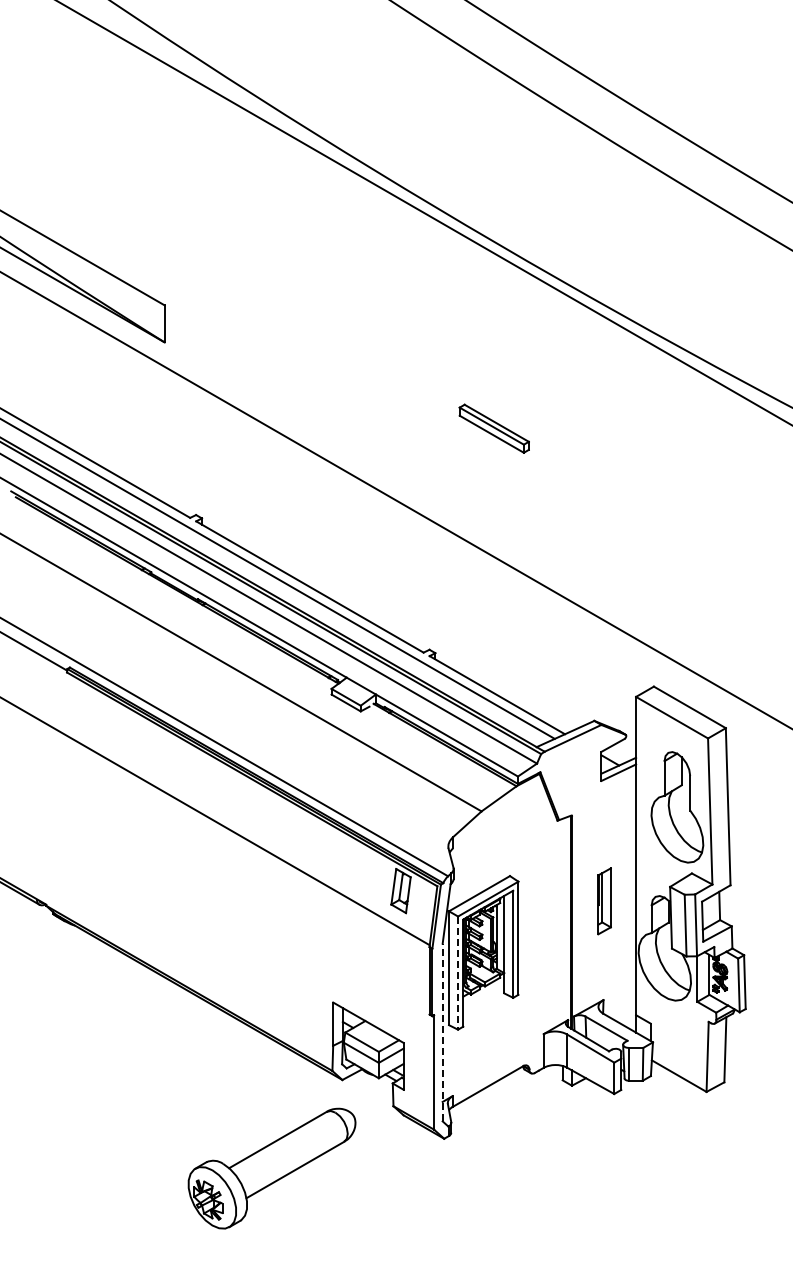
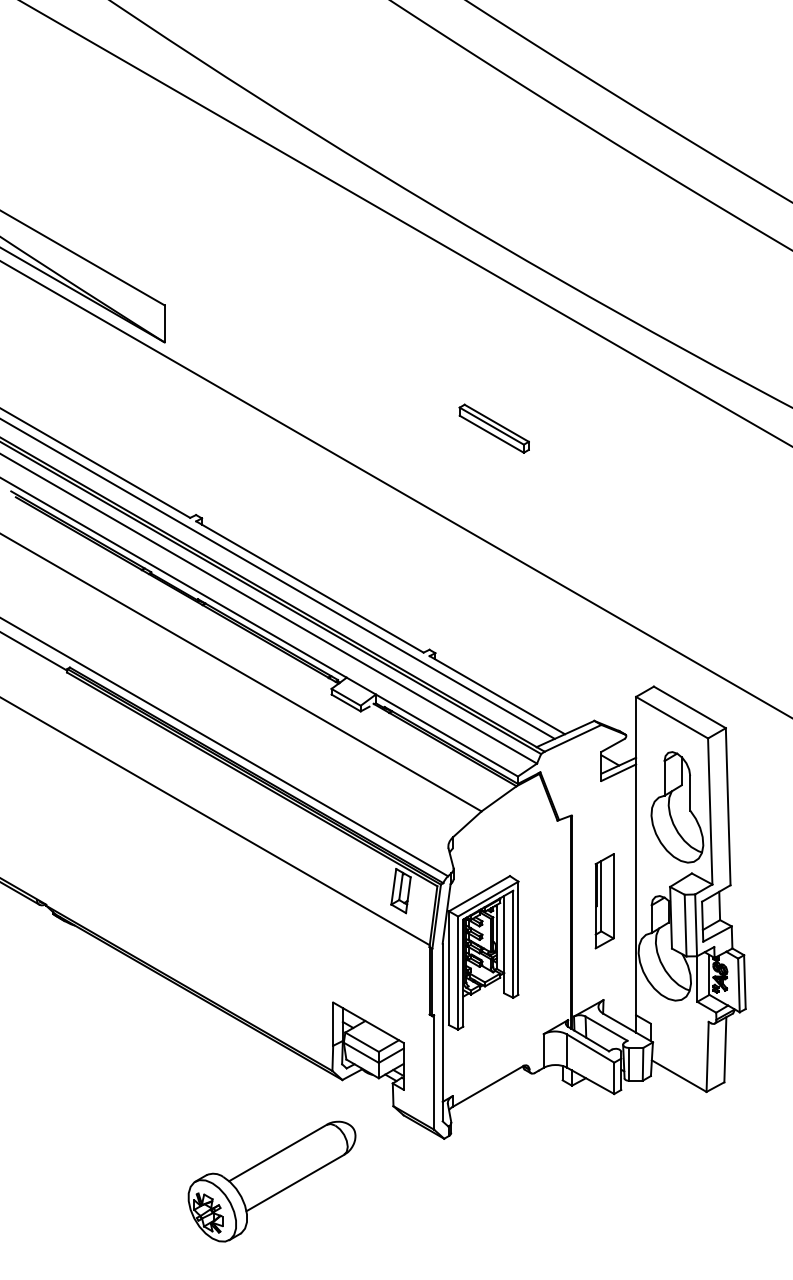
line position: (424, 213) -> (405, 223) (405, 223)
line position: (395, 500) -> (395, 489) (395, 489)
part size: 15x69 px -> 21x97 px (604, 901)
line: dashed -> solid (458, 973)
line: dashed -> solid (442, 1032)
part position: (271, 1168) -> (271, 1181) (271, 1181)
